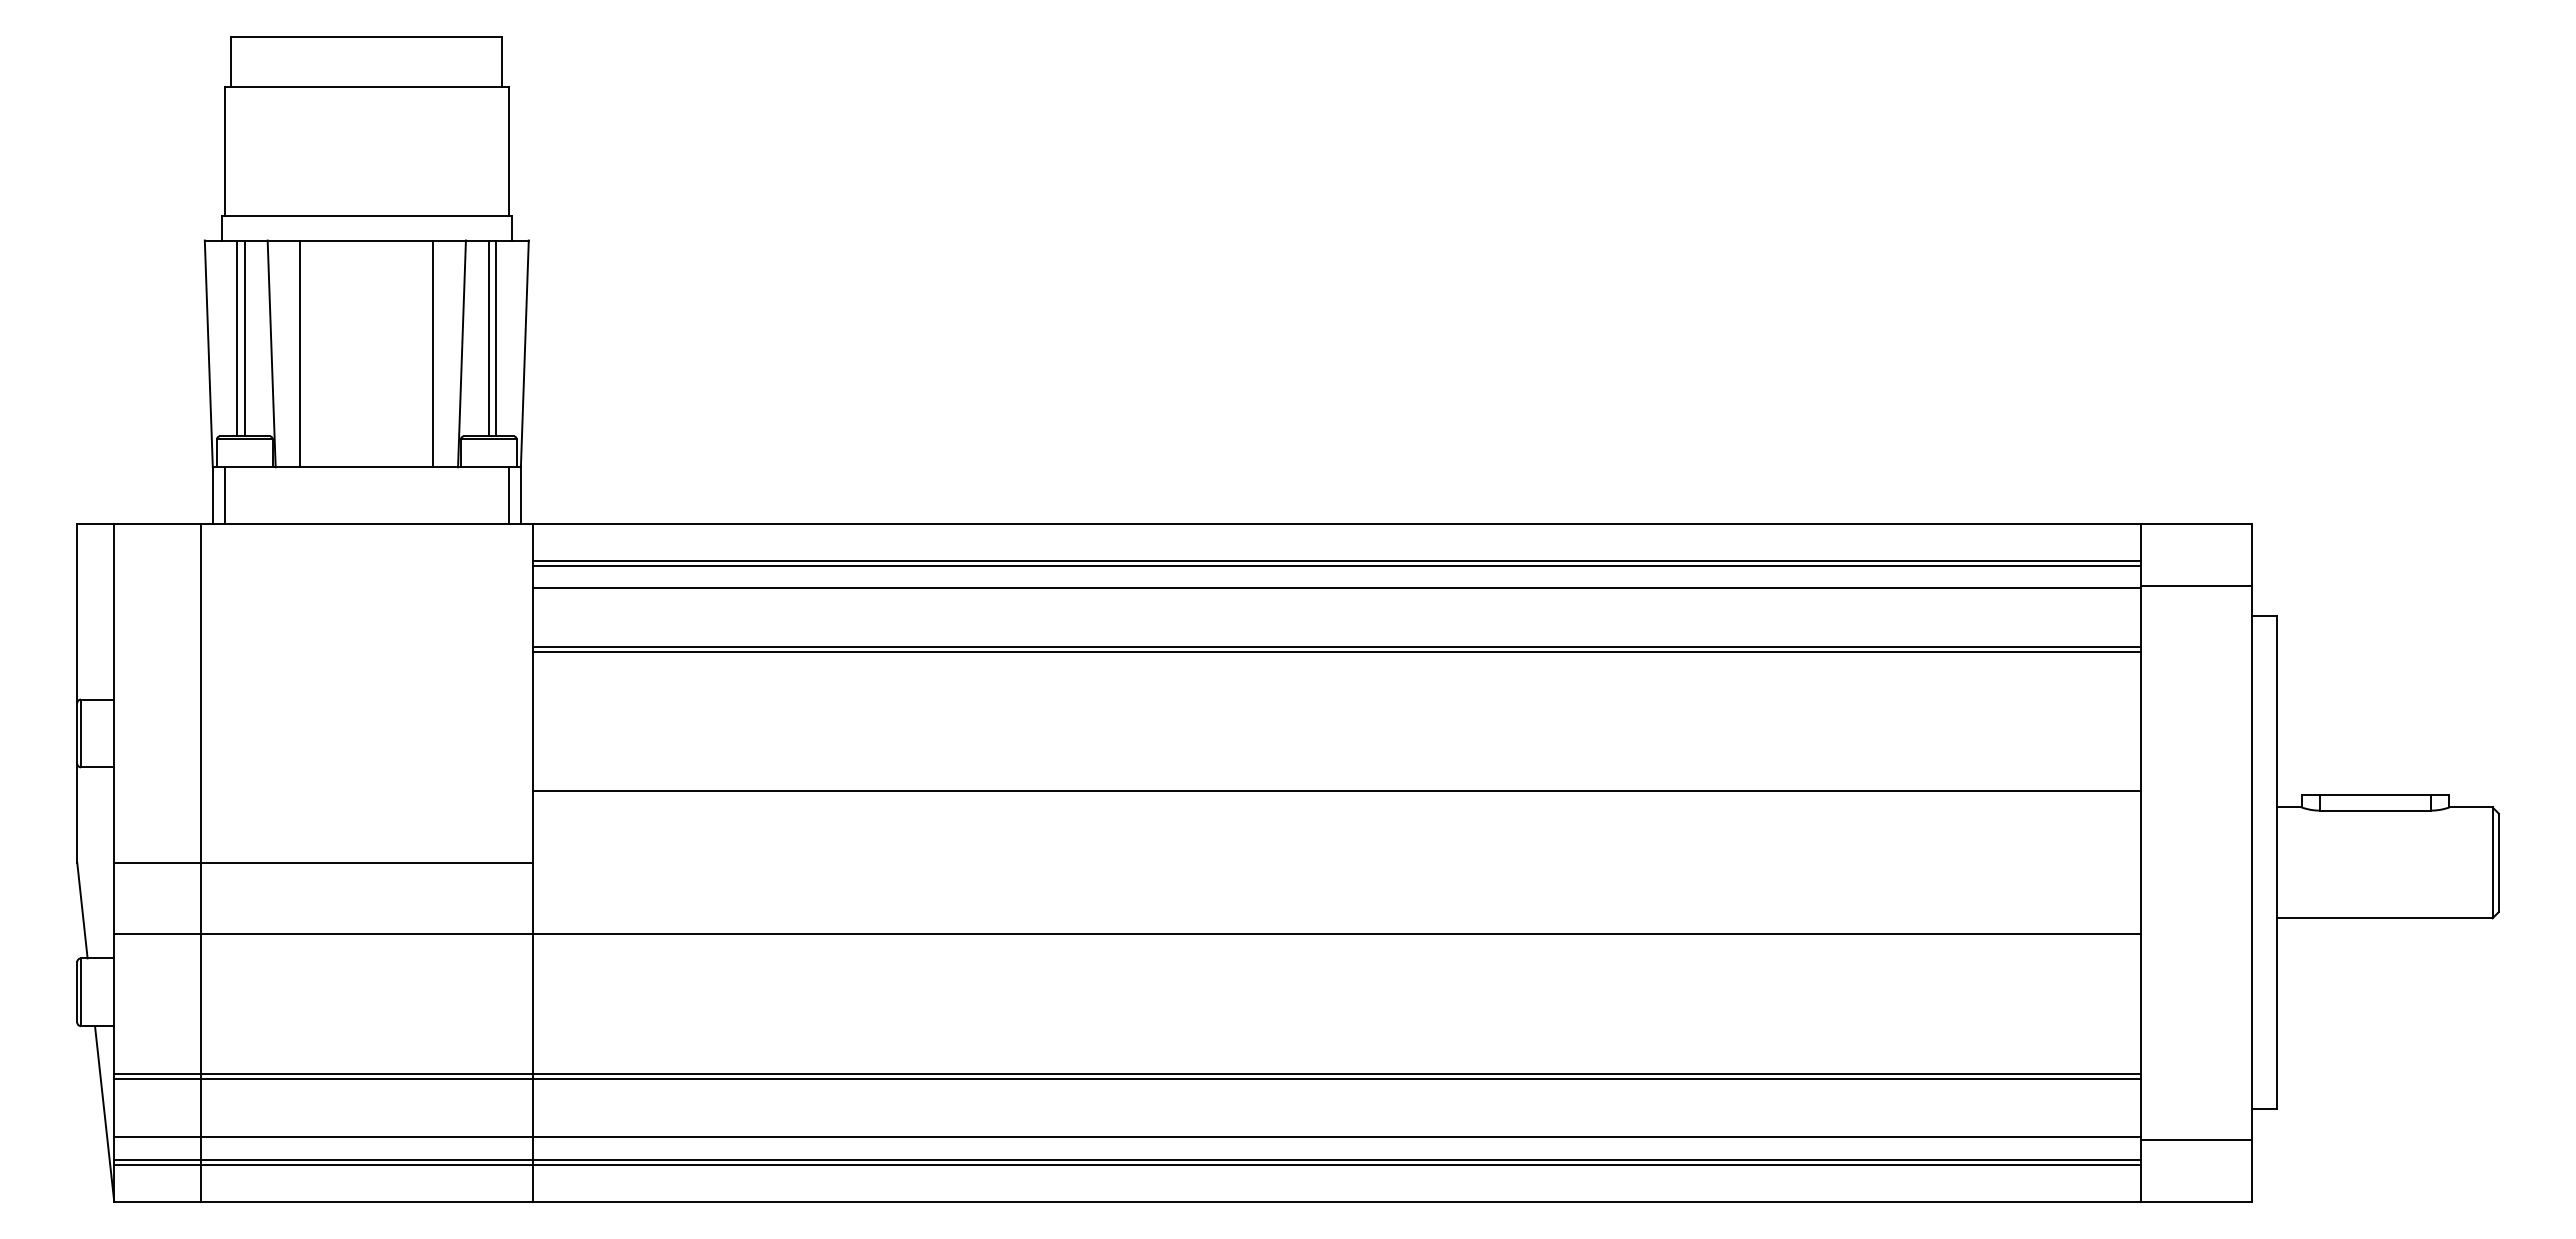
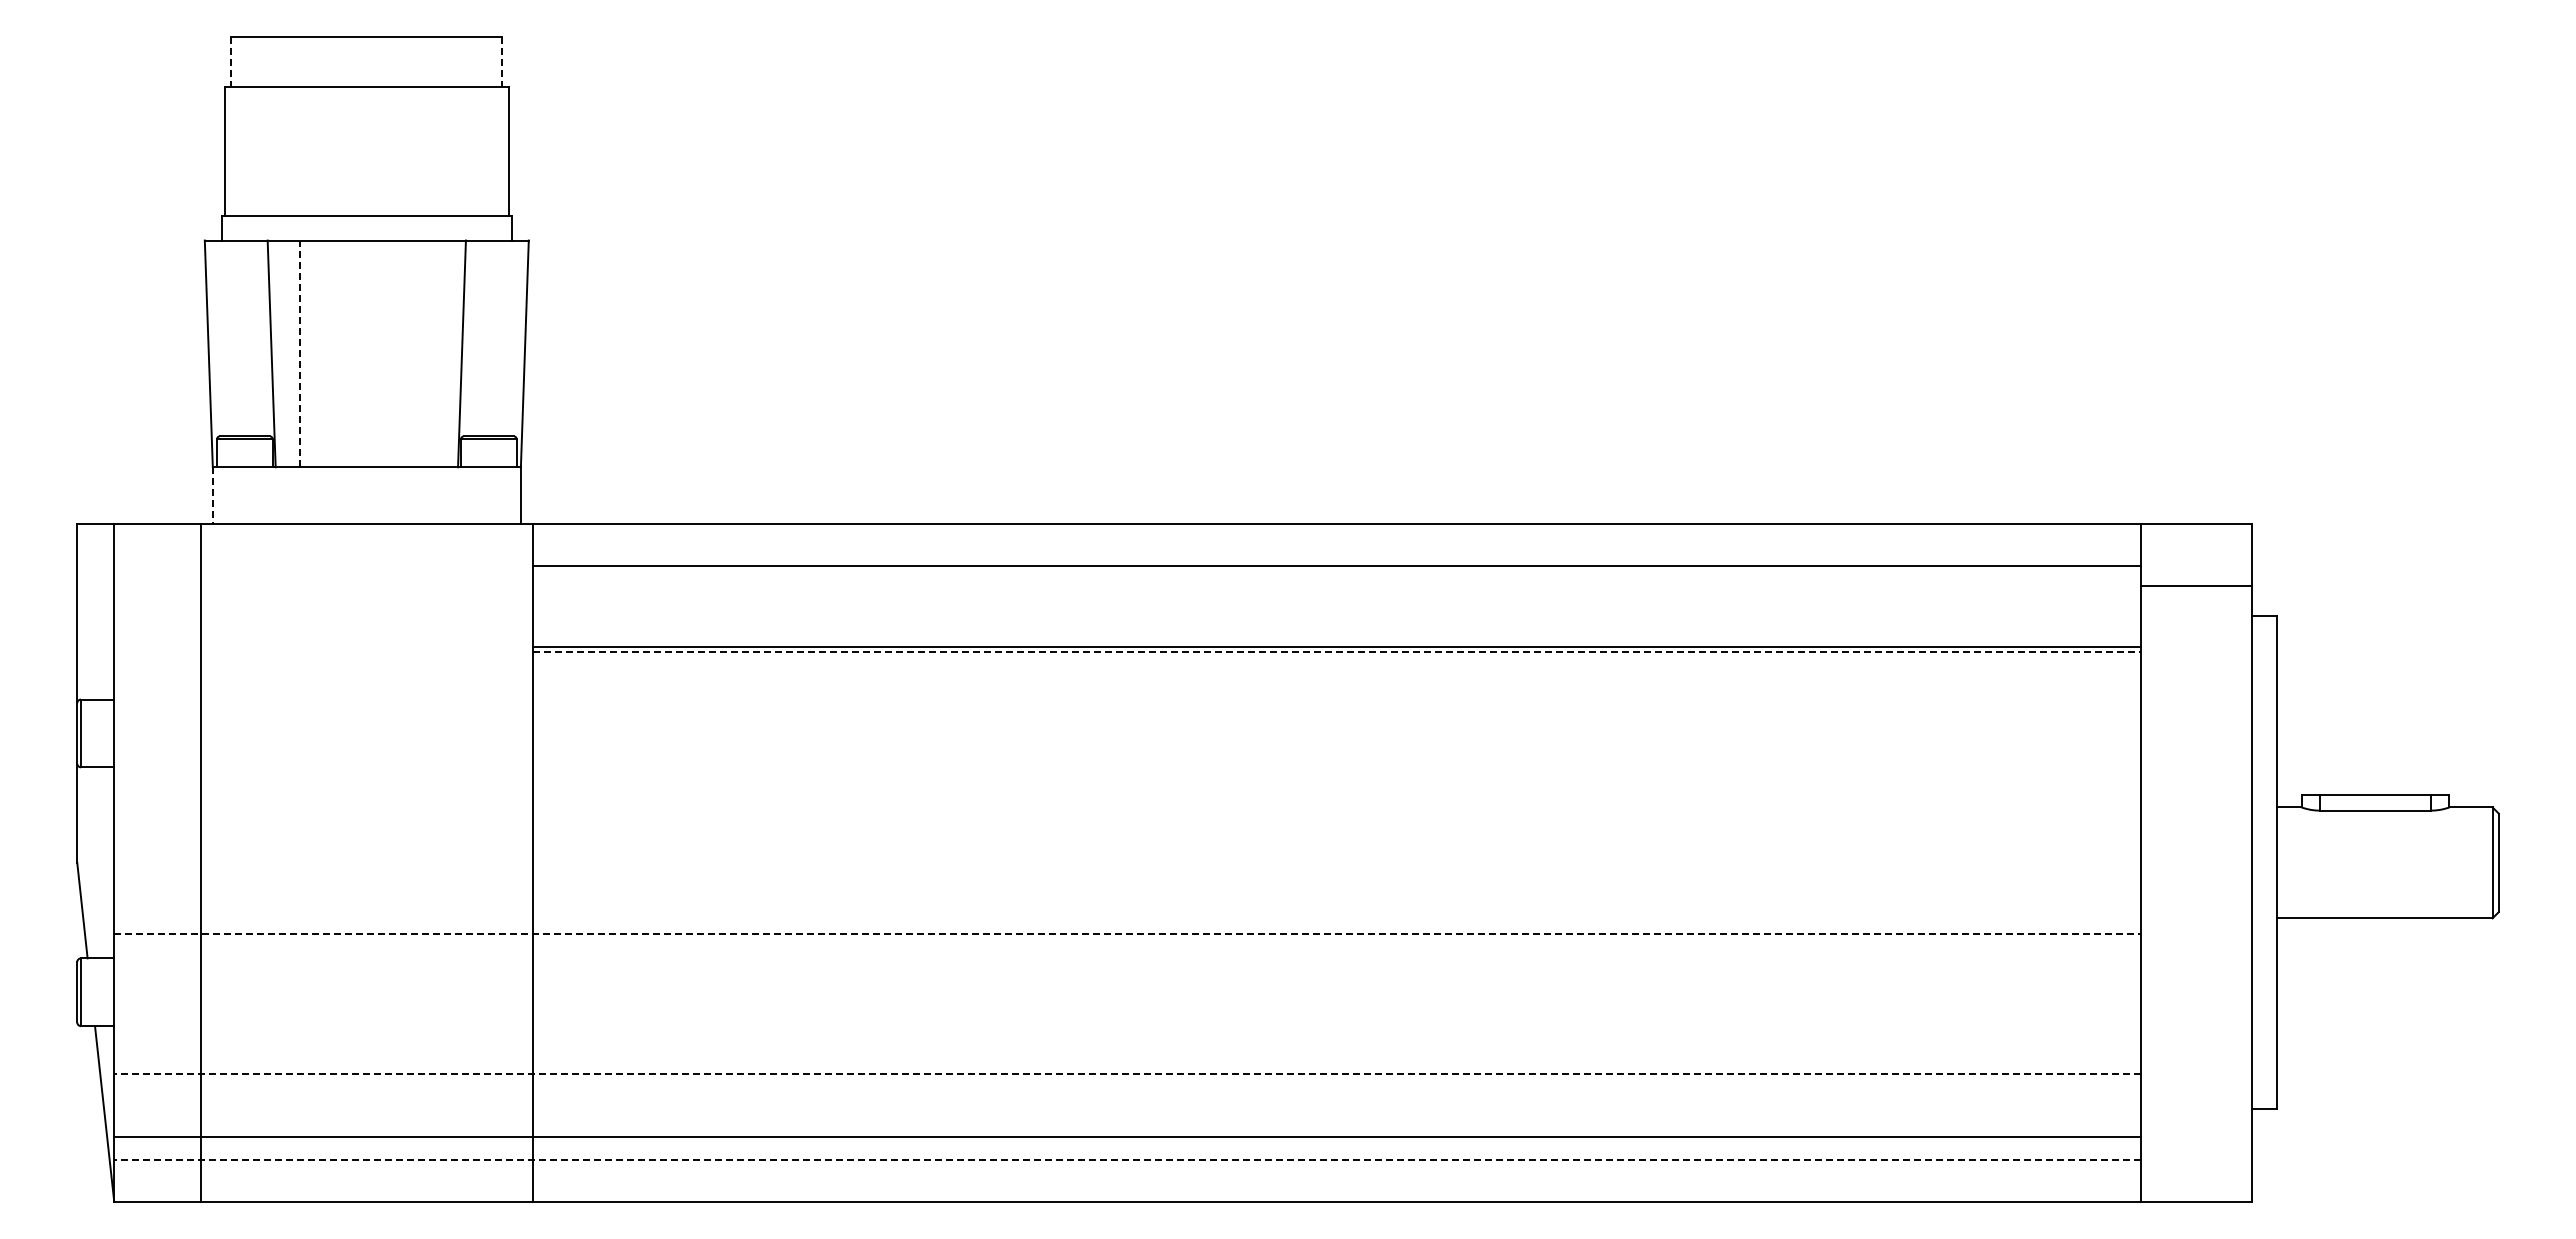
line: solid -> dashed (231, 61)
line: solid -> dashed (502, 61)
line: present -> none (237, 338)
line: present -> none (244, 338)
line: present -> none (488, 338)
line: present -> none (496, 338)
line: solid -> dashed (300, 353)
line: present -> none (433, 353)
line: present -> none (225, 495)
line: present -> none (508, 495)
line: solid -> dashed (212, 496)
line: present -> none (1337, 560)
line: present -> none (1337, 588)
line: solid -> dashed (1337, 651)
line: present -> none (1337, 791)
line: present -> none (323, 862)
line: solid -> dashed (1127, 934)
line: solid -> dashed (1127, 1073)
line: present -> none (1127, 1078)
line: present -> none (2196, 1140)
line: solid -> dashed (1127, 1159)
line: present -> none (1127, 1164)
